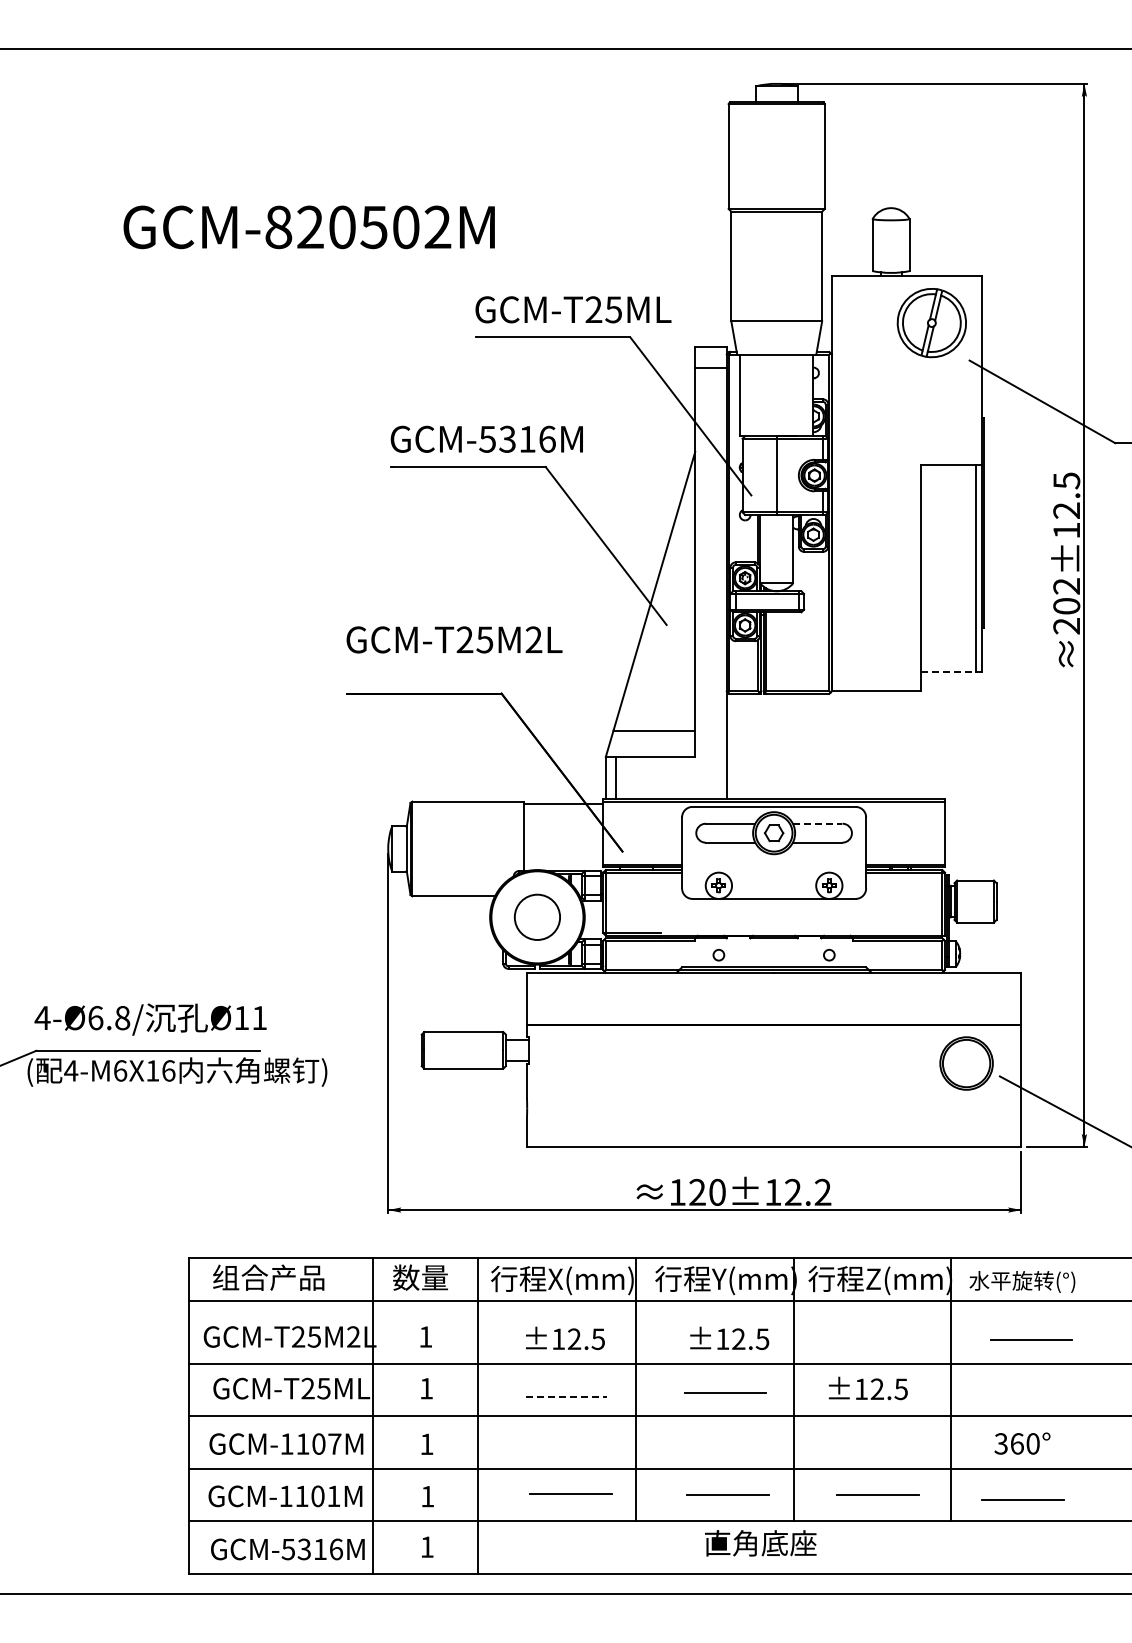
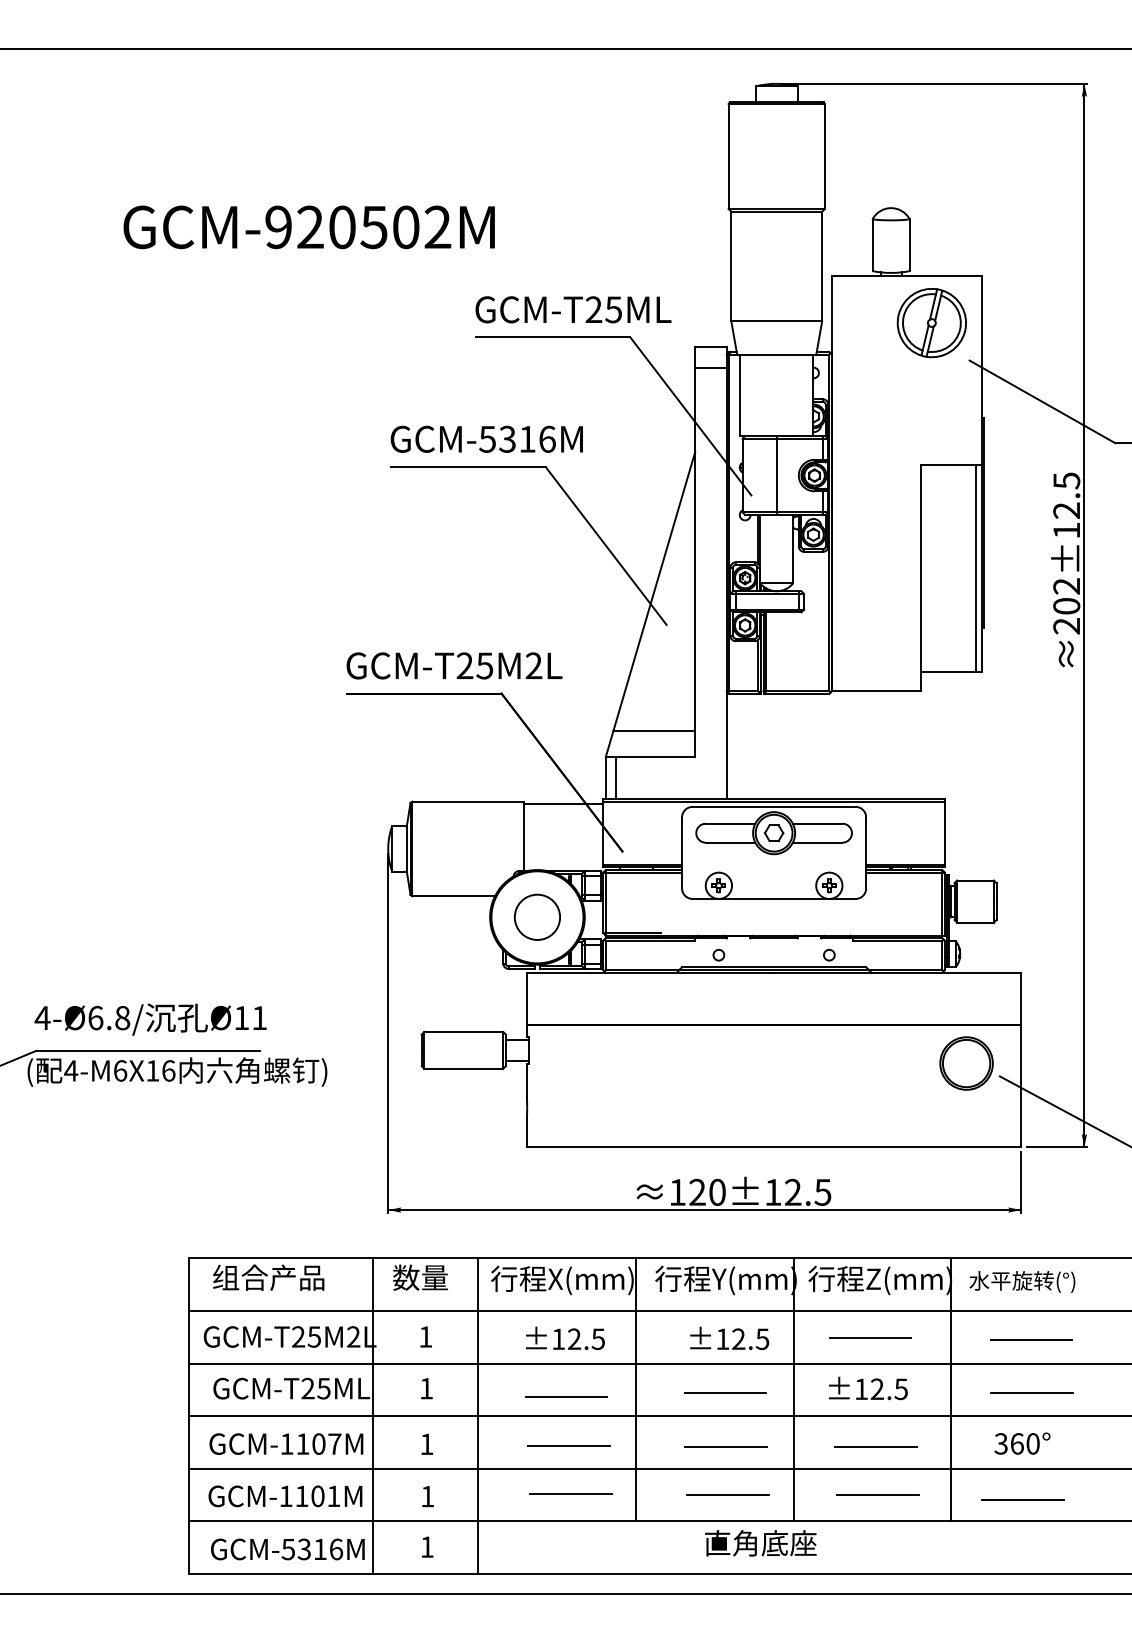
text: GCM-820502M -> GCM-920502M (278, 227)
text position: (454, 639) -> (454, 665) (454, 665)
line: dashed -> solid (948, 671)
line: dashed -> solid (817, 823)
text: 120±12.2 -> 120±12.5 (822, 1191)
line position: (658, 1301) -> (658, 1311) (658, 1311)
line: none -> present (870, 1338)
line: none -> present (1031, 1392)
line: dashed -> solid (566, 1397)
line: none -> present (568, 1445)
line: none -> present (725, 1447)
line: none -> present (875, 1447)
